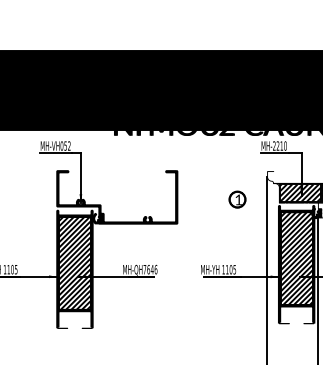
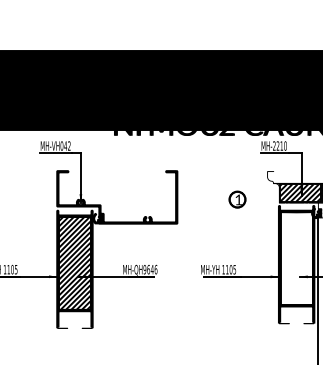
text: MH-VH052 -> MH-VH042 (65, 145)
hatch: present -> none (296, 258)
text: MH-QH7646 -> MH-QH9646 (144, 269)
line: present -> none (267, 269)
